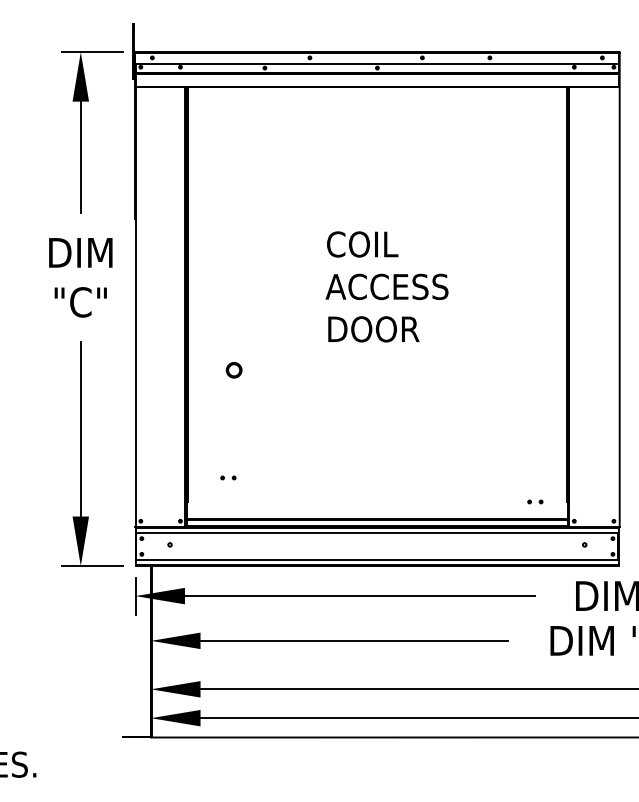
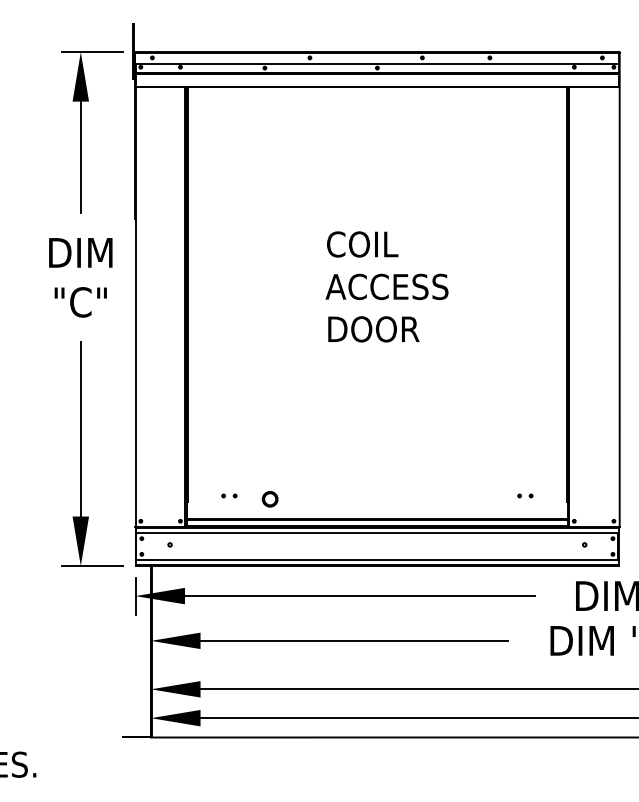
part position: (233, 370) -> (269, 499) (269, 499)
part position: (228, 477) -> (229, 495) (229, 495)
part position: (535, 501) -> (525, 495) (525, 495)
